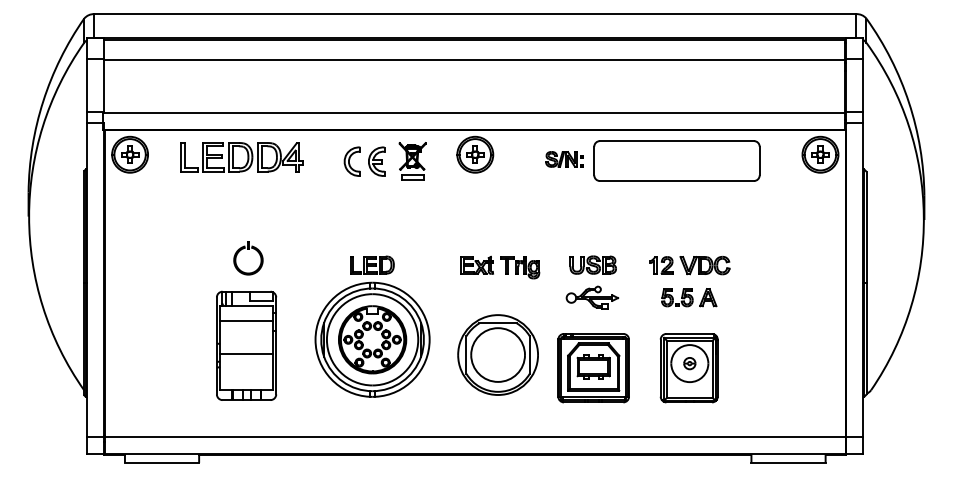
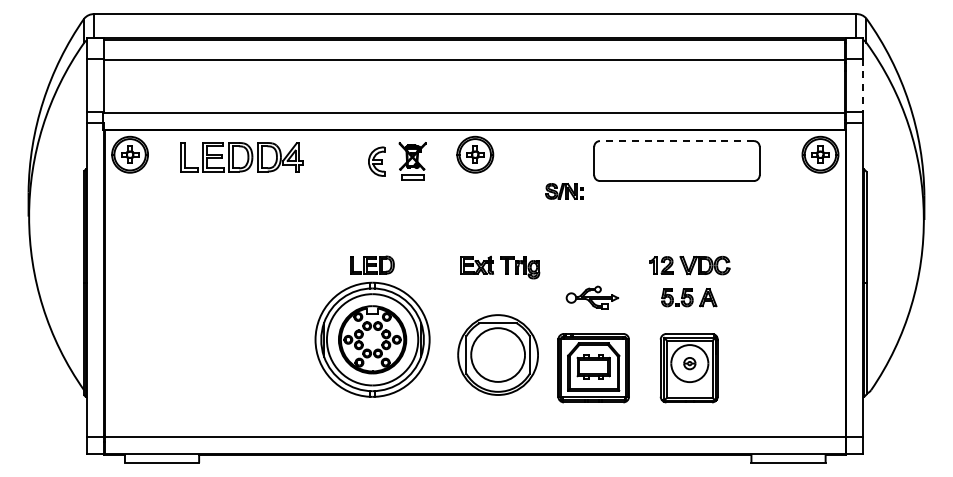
line: solid -> dashed (863, 85)
line: solid -> dashed (676, 141)
part position: (564, 159) -> (564, 191) (564, 191)
part: present -> none (351, 161)
part: present -> none (248, 249)
part: present -> none (592, 264)
part: present -> none (246, 345)
